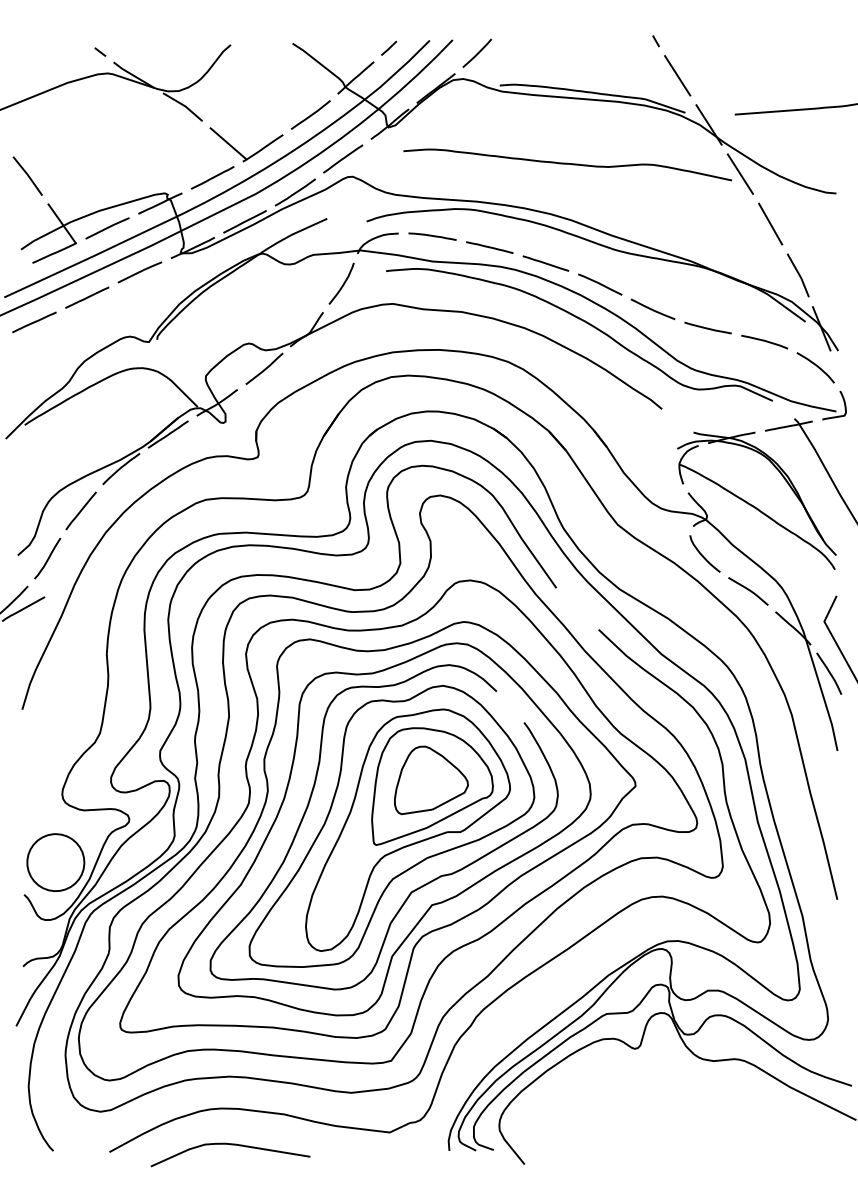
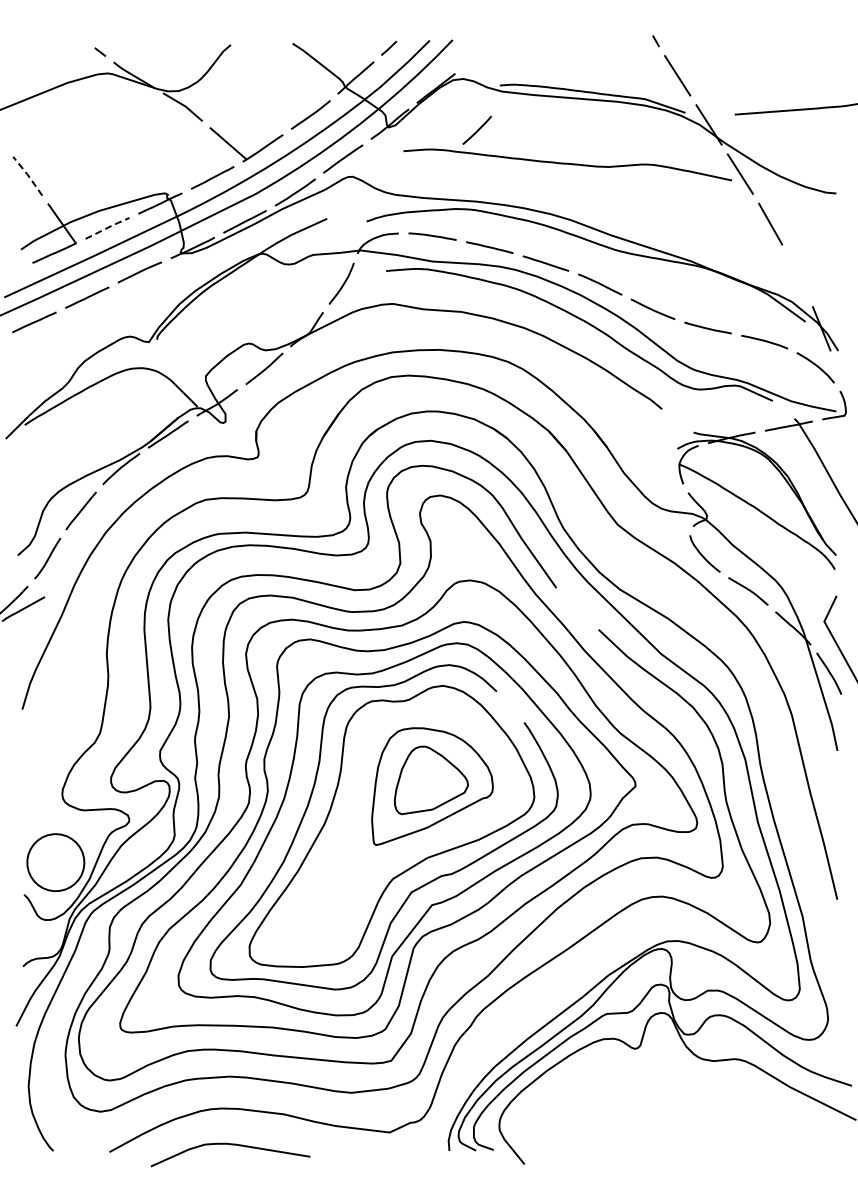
line position: (477, 52) -> (477, 129) (477, 129)
line: solid -> dashed (28, 175)
line: solid -> dashed (108, 227)
line: present -> none (798, 275)
part: present -> none (408, 829)
